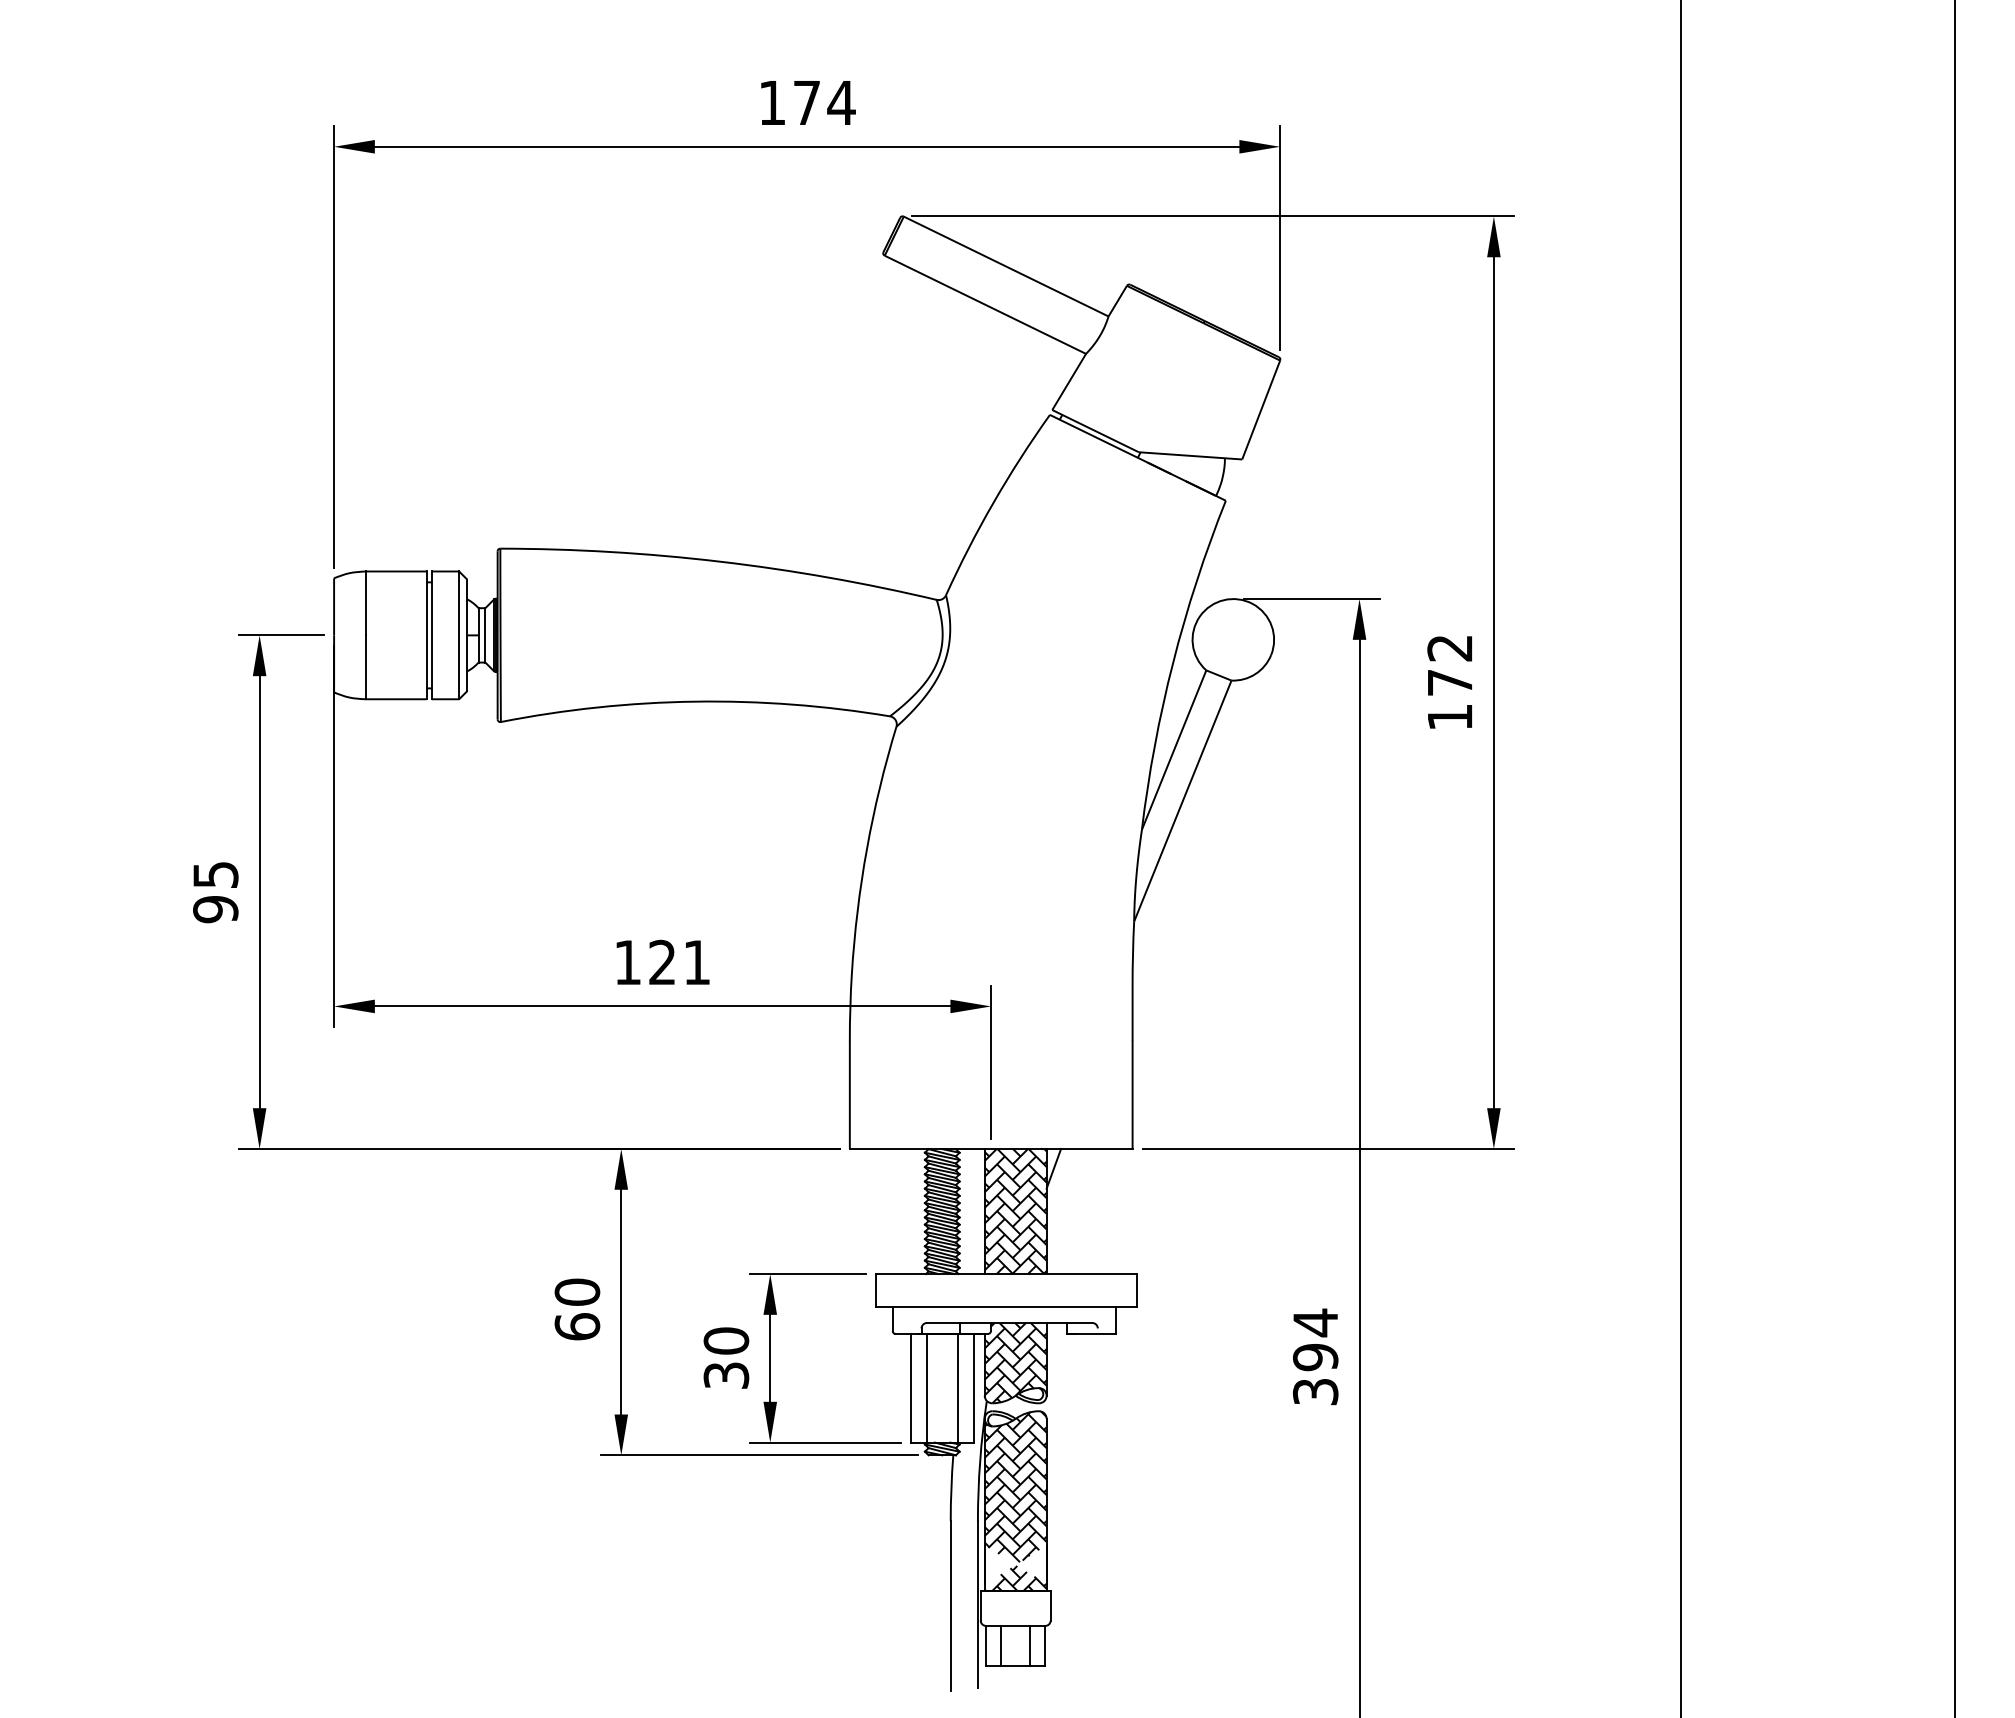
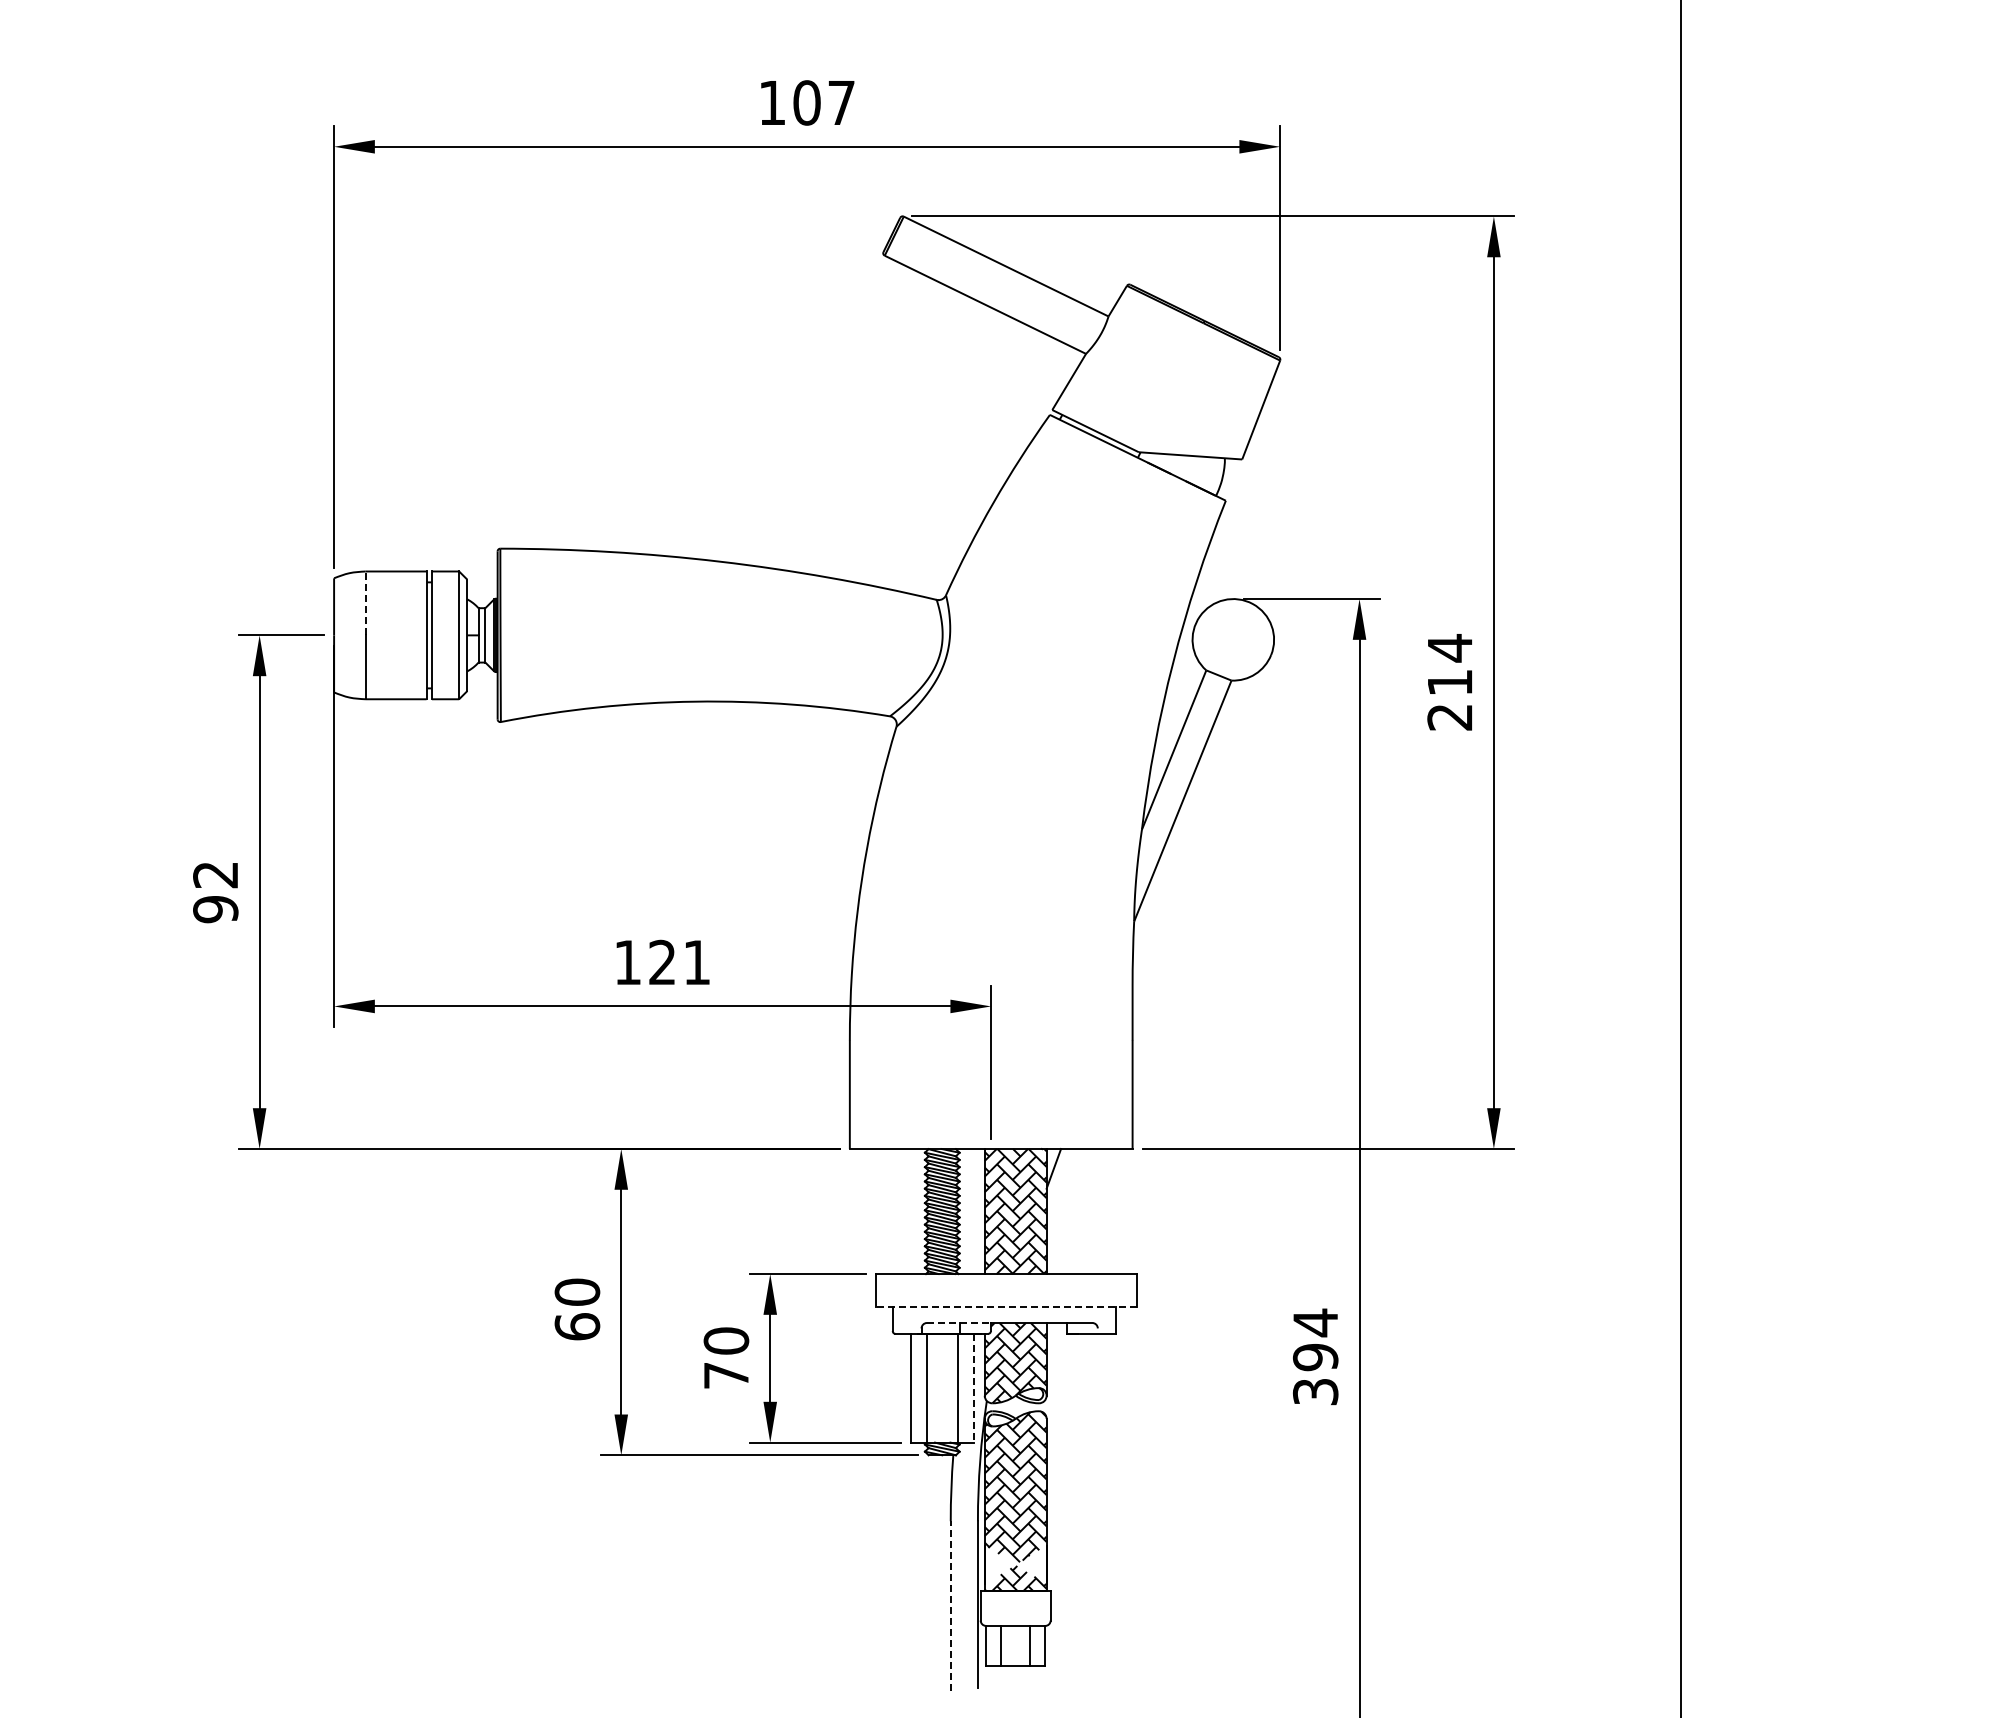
text: 174 -> 107 (824, 102)
line: solid -> dashed (365, 603)
text: 172 -> 214 (1449, 682)
line: present -> none (1954, 858)
text: 95 -> 92 (215, 875)
line: solid -> dashed (1006, 1306)
line: solid -> dashed (958, 1322)
text: 30 -> 70 (726, 1375)
line: solid -> dashed (973, 1388)
line: solid -> dashed (950, 1605)
